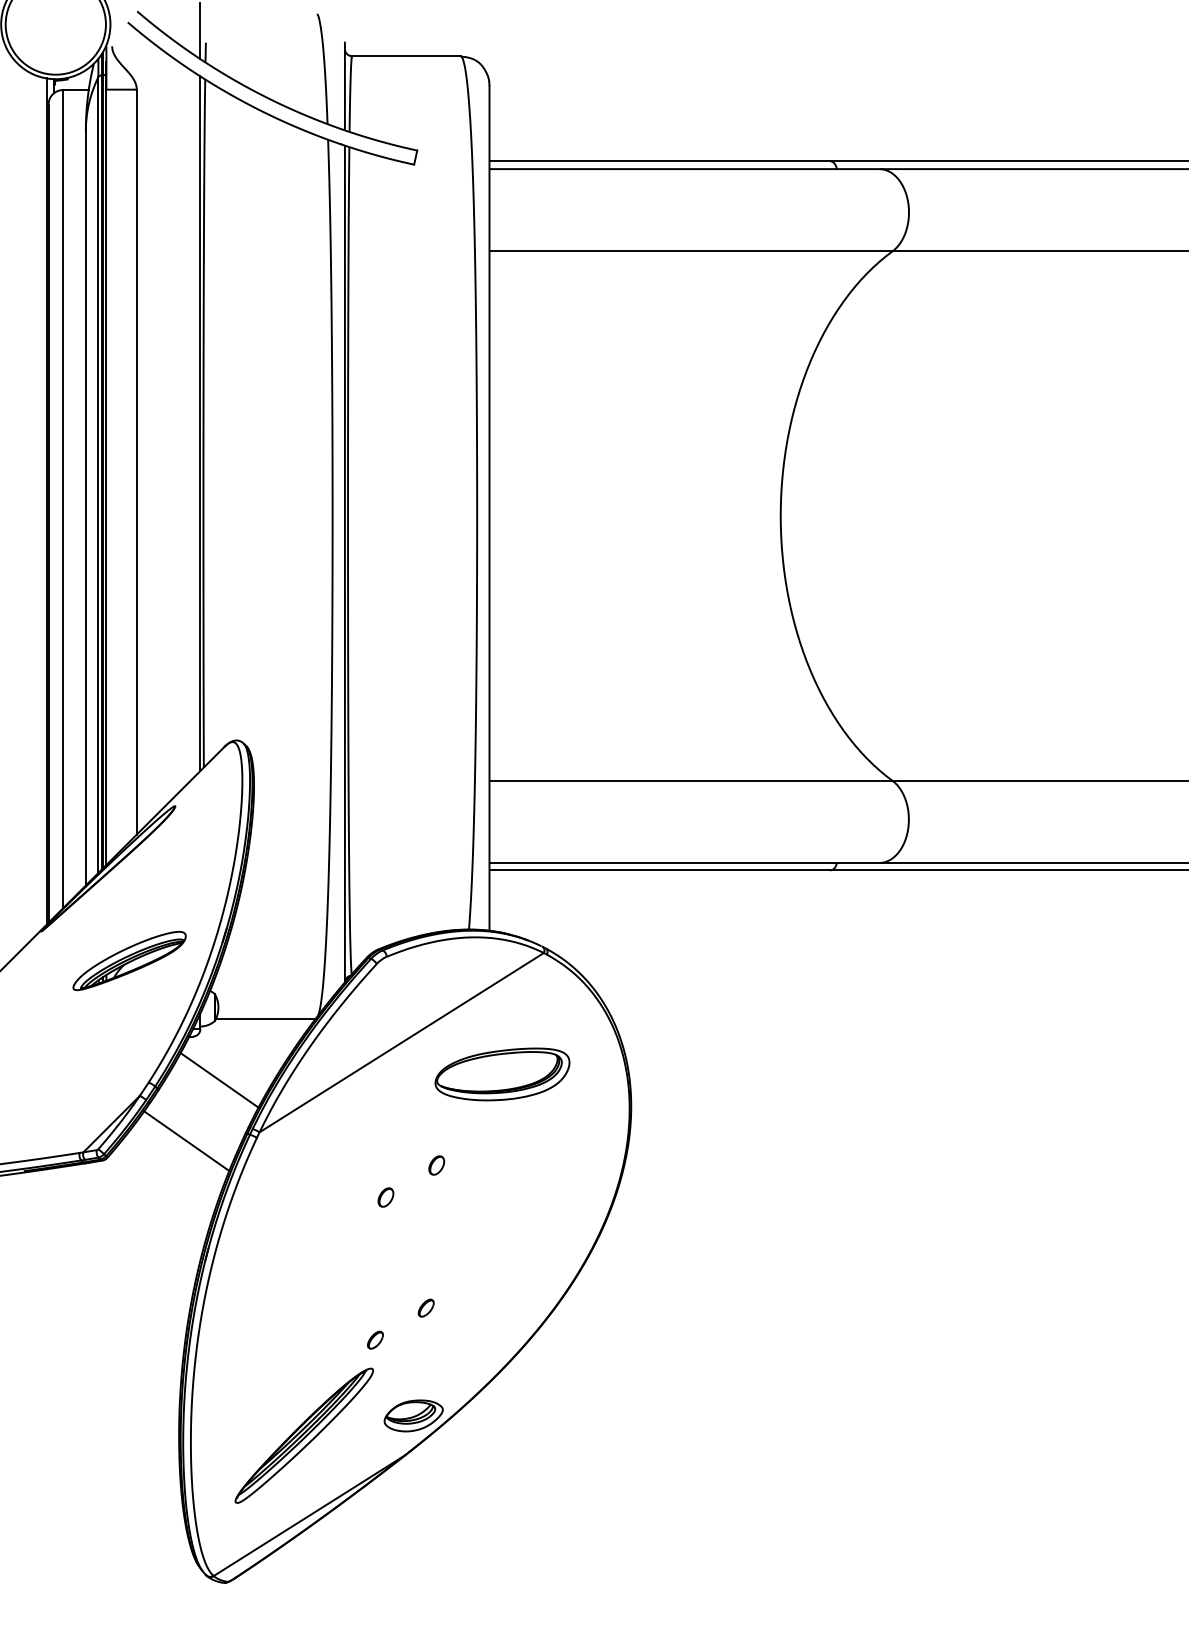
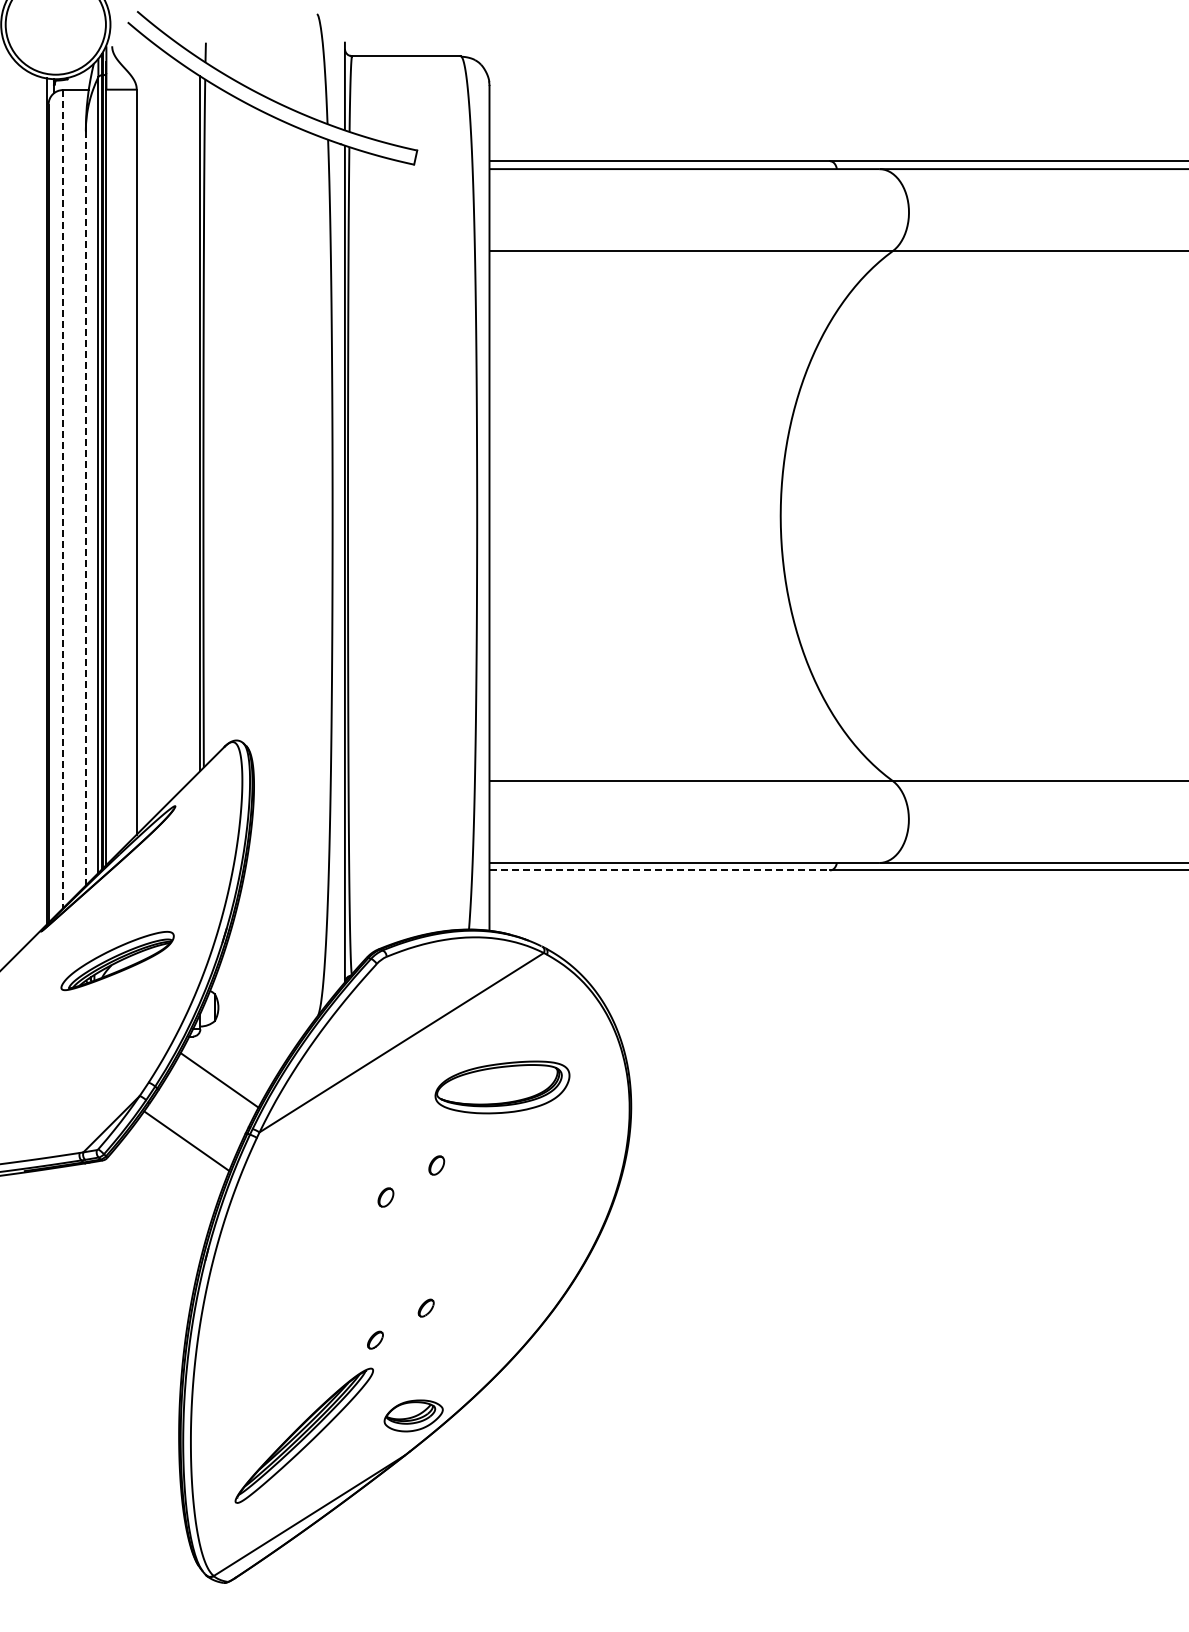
line: present -> none (200, 30)
line: solid -> dashed (63, 499)
line: solid -> dashed (85, 508)
line: solid -> dashed (660, 870)
part position: (129, 961) -> (117, 961) (117, 961)
line: present -> none (265, 1018)
part position: (502, 1074) -> (502, 1087) (502, 1087)
